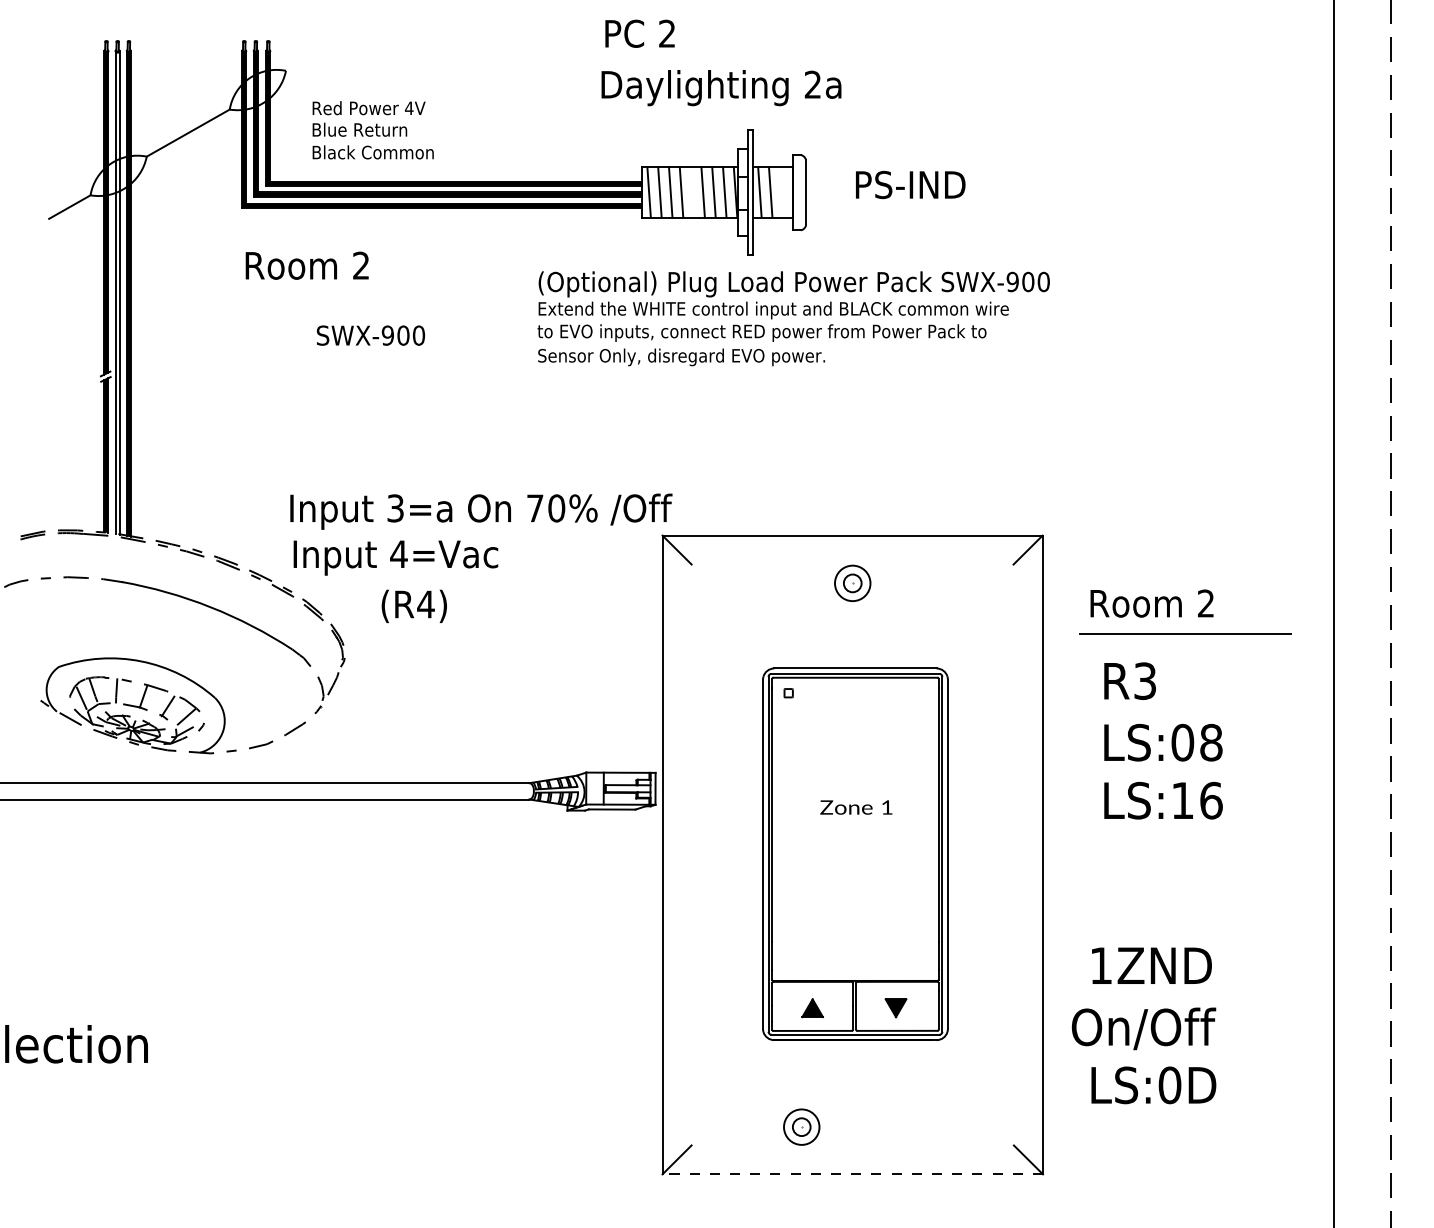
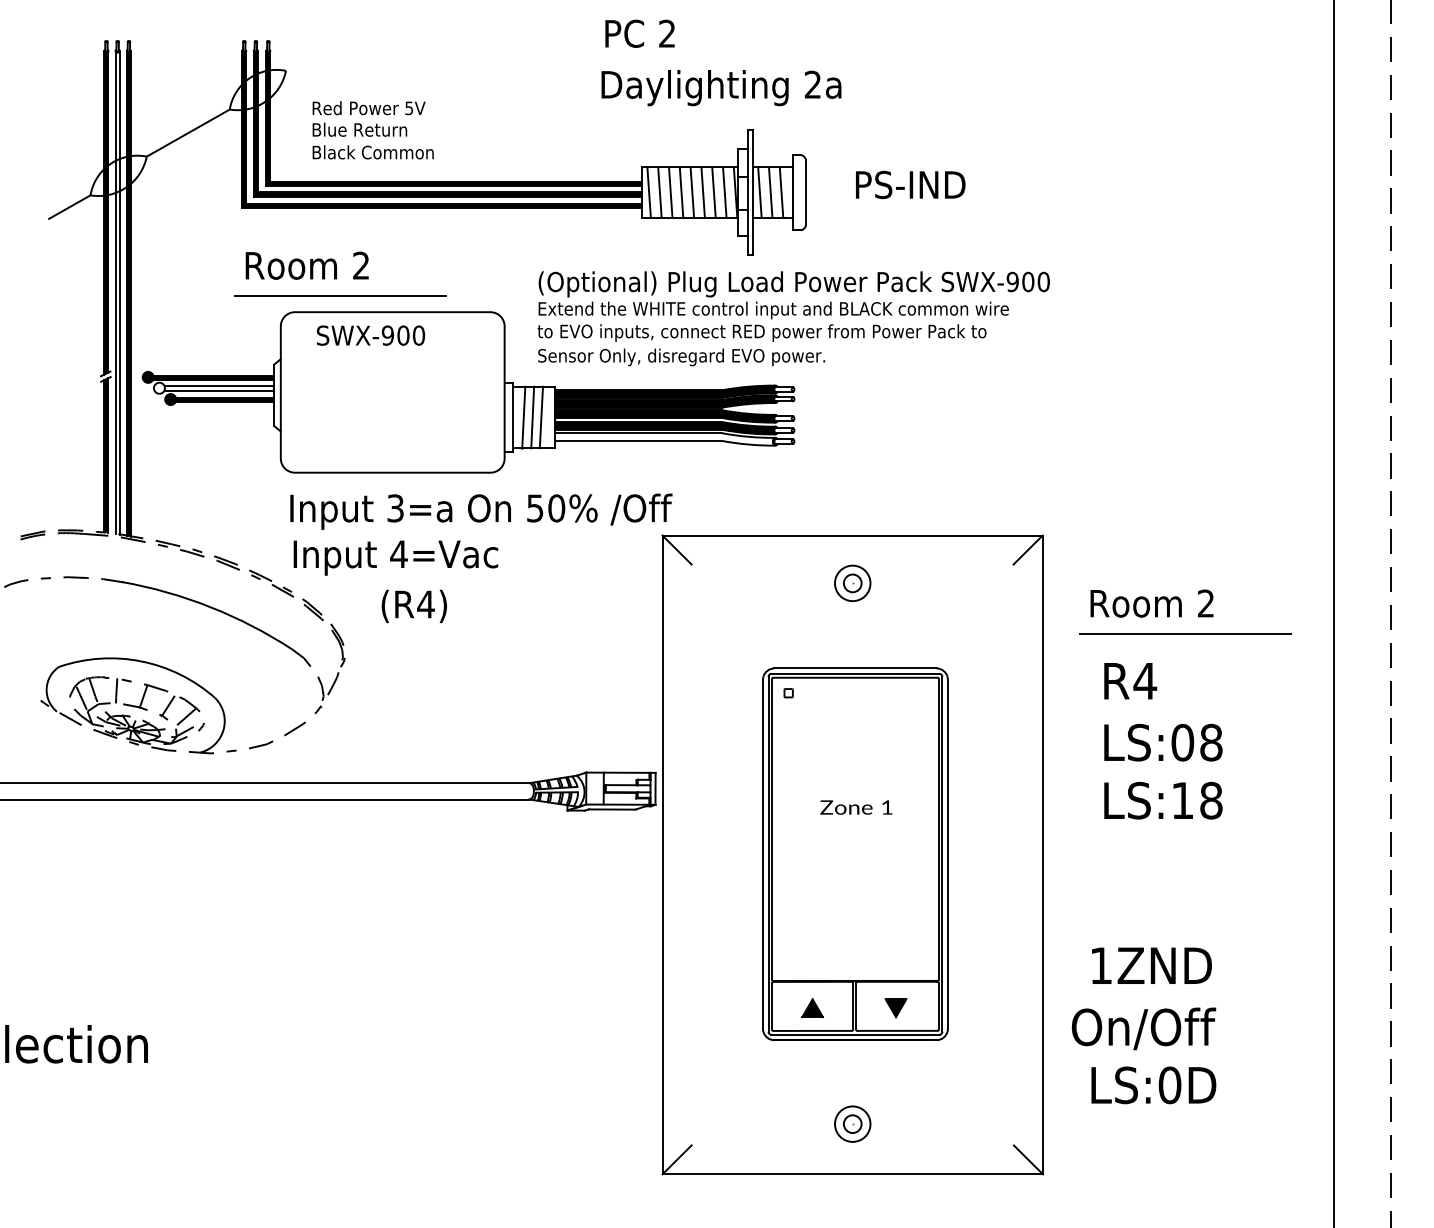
text: 4V -> 5V (408, 108)
line: none -> present (692, 192)
line: none -> present (781, 192)
line: none -> present (340, 296)
part: none -> present (468, 392)
text: 70% -> 50% (535, 508)
text: R3 -> R4 (1145, 681)
text: LS:16 -> LS:18 (1211, 800)
part position: (801, 1126) -> (852, 1123) (852, 1123)
line: dashed -> solid (852, 1174)
